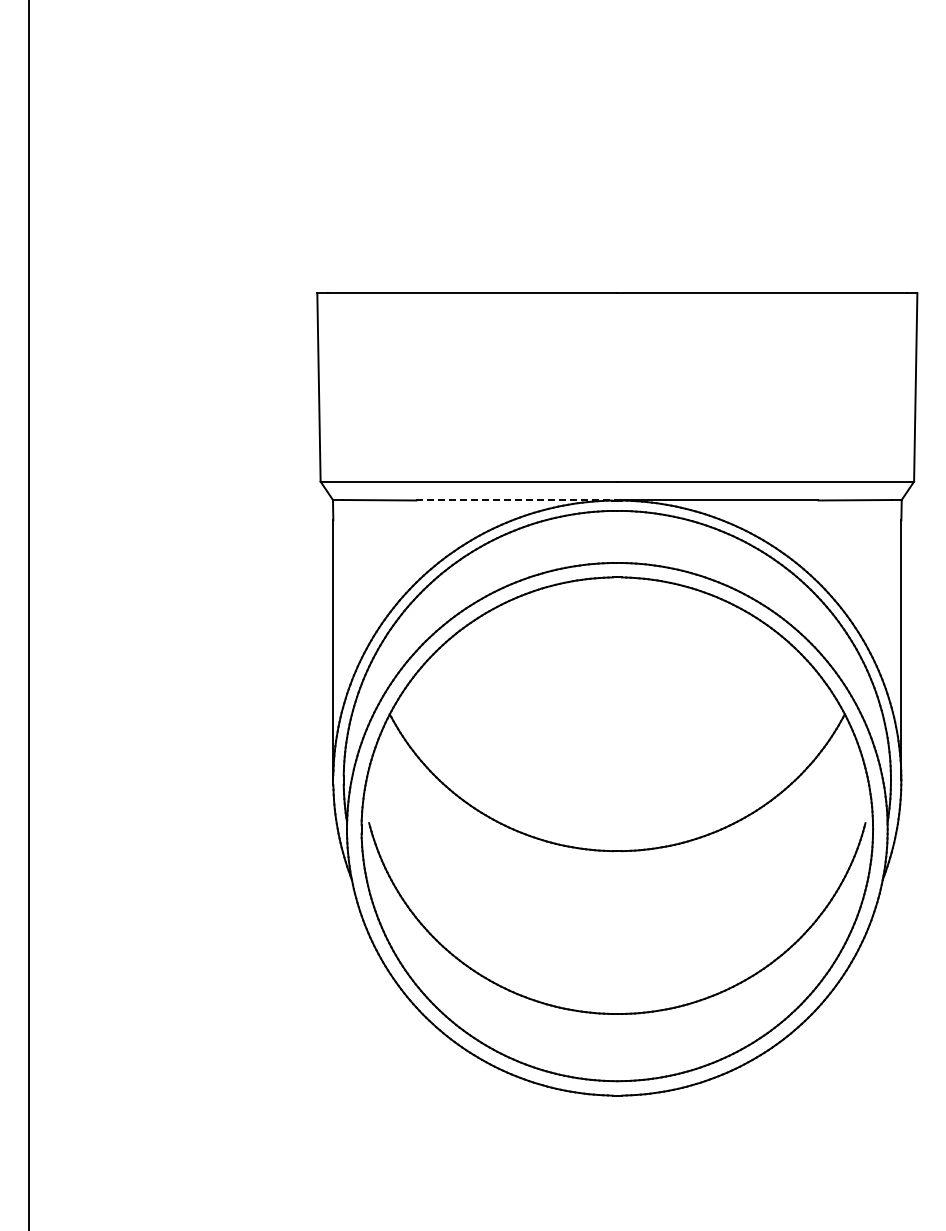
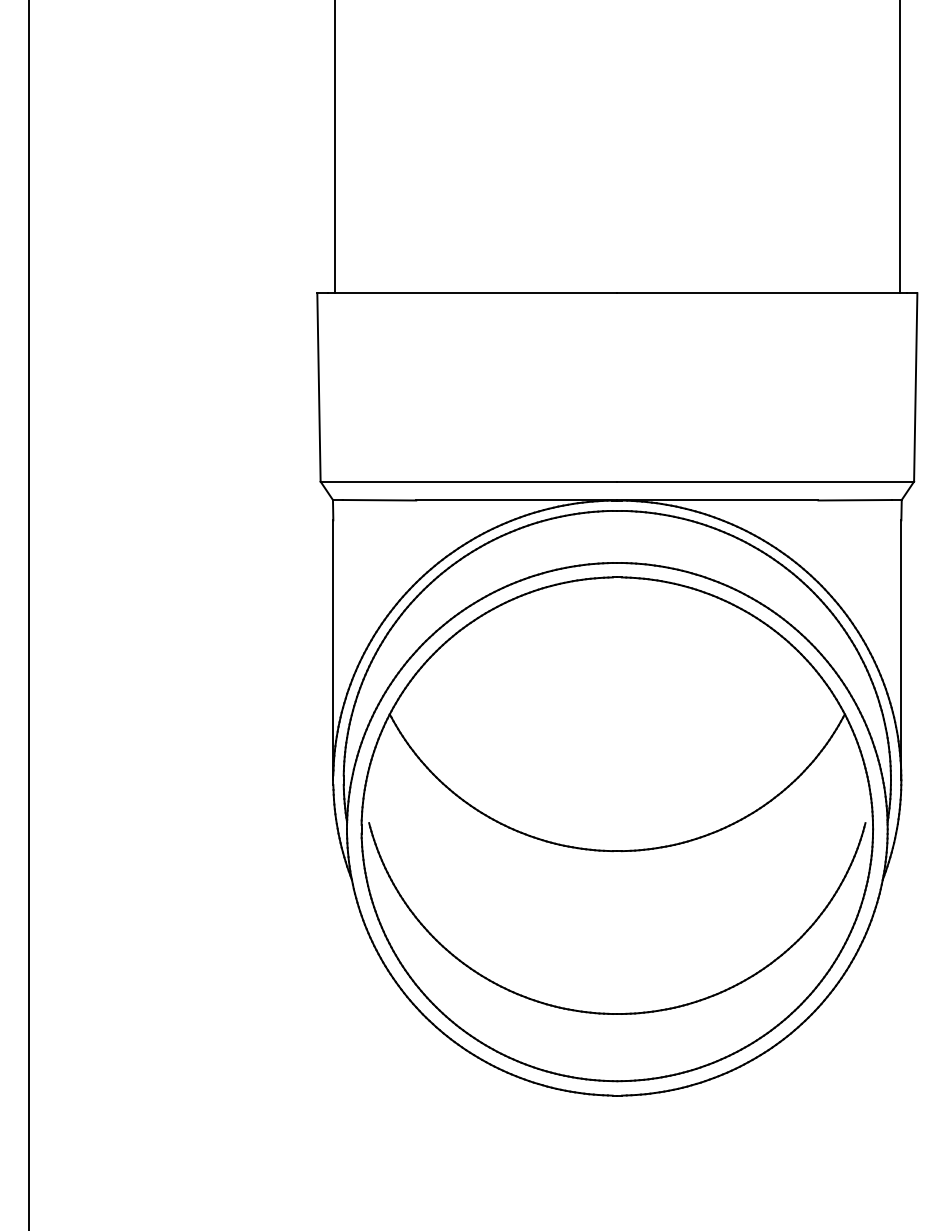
line: none -> present (334, 147)
line: none -> present (899, 147)
line: dashed -> solid (516, 500)
